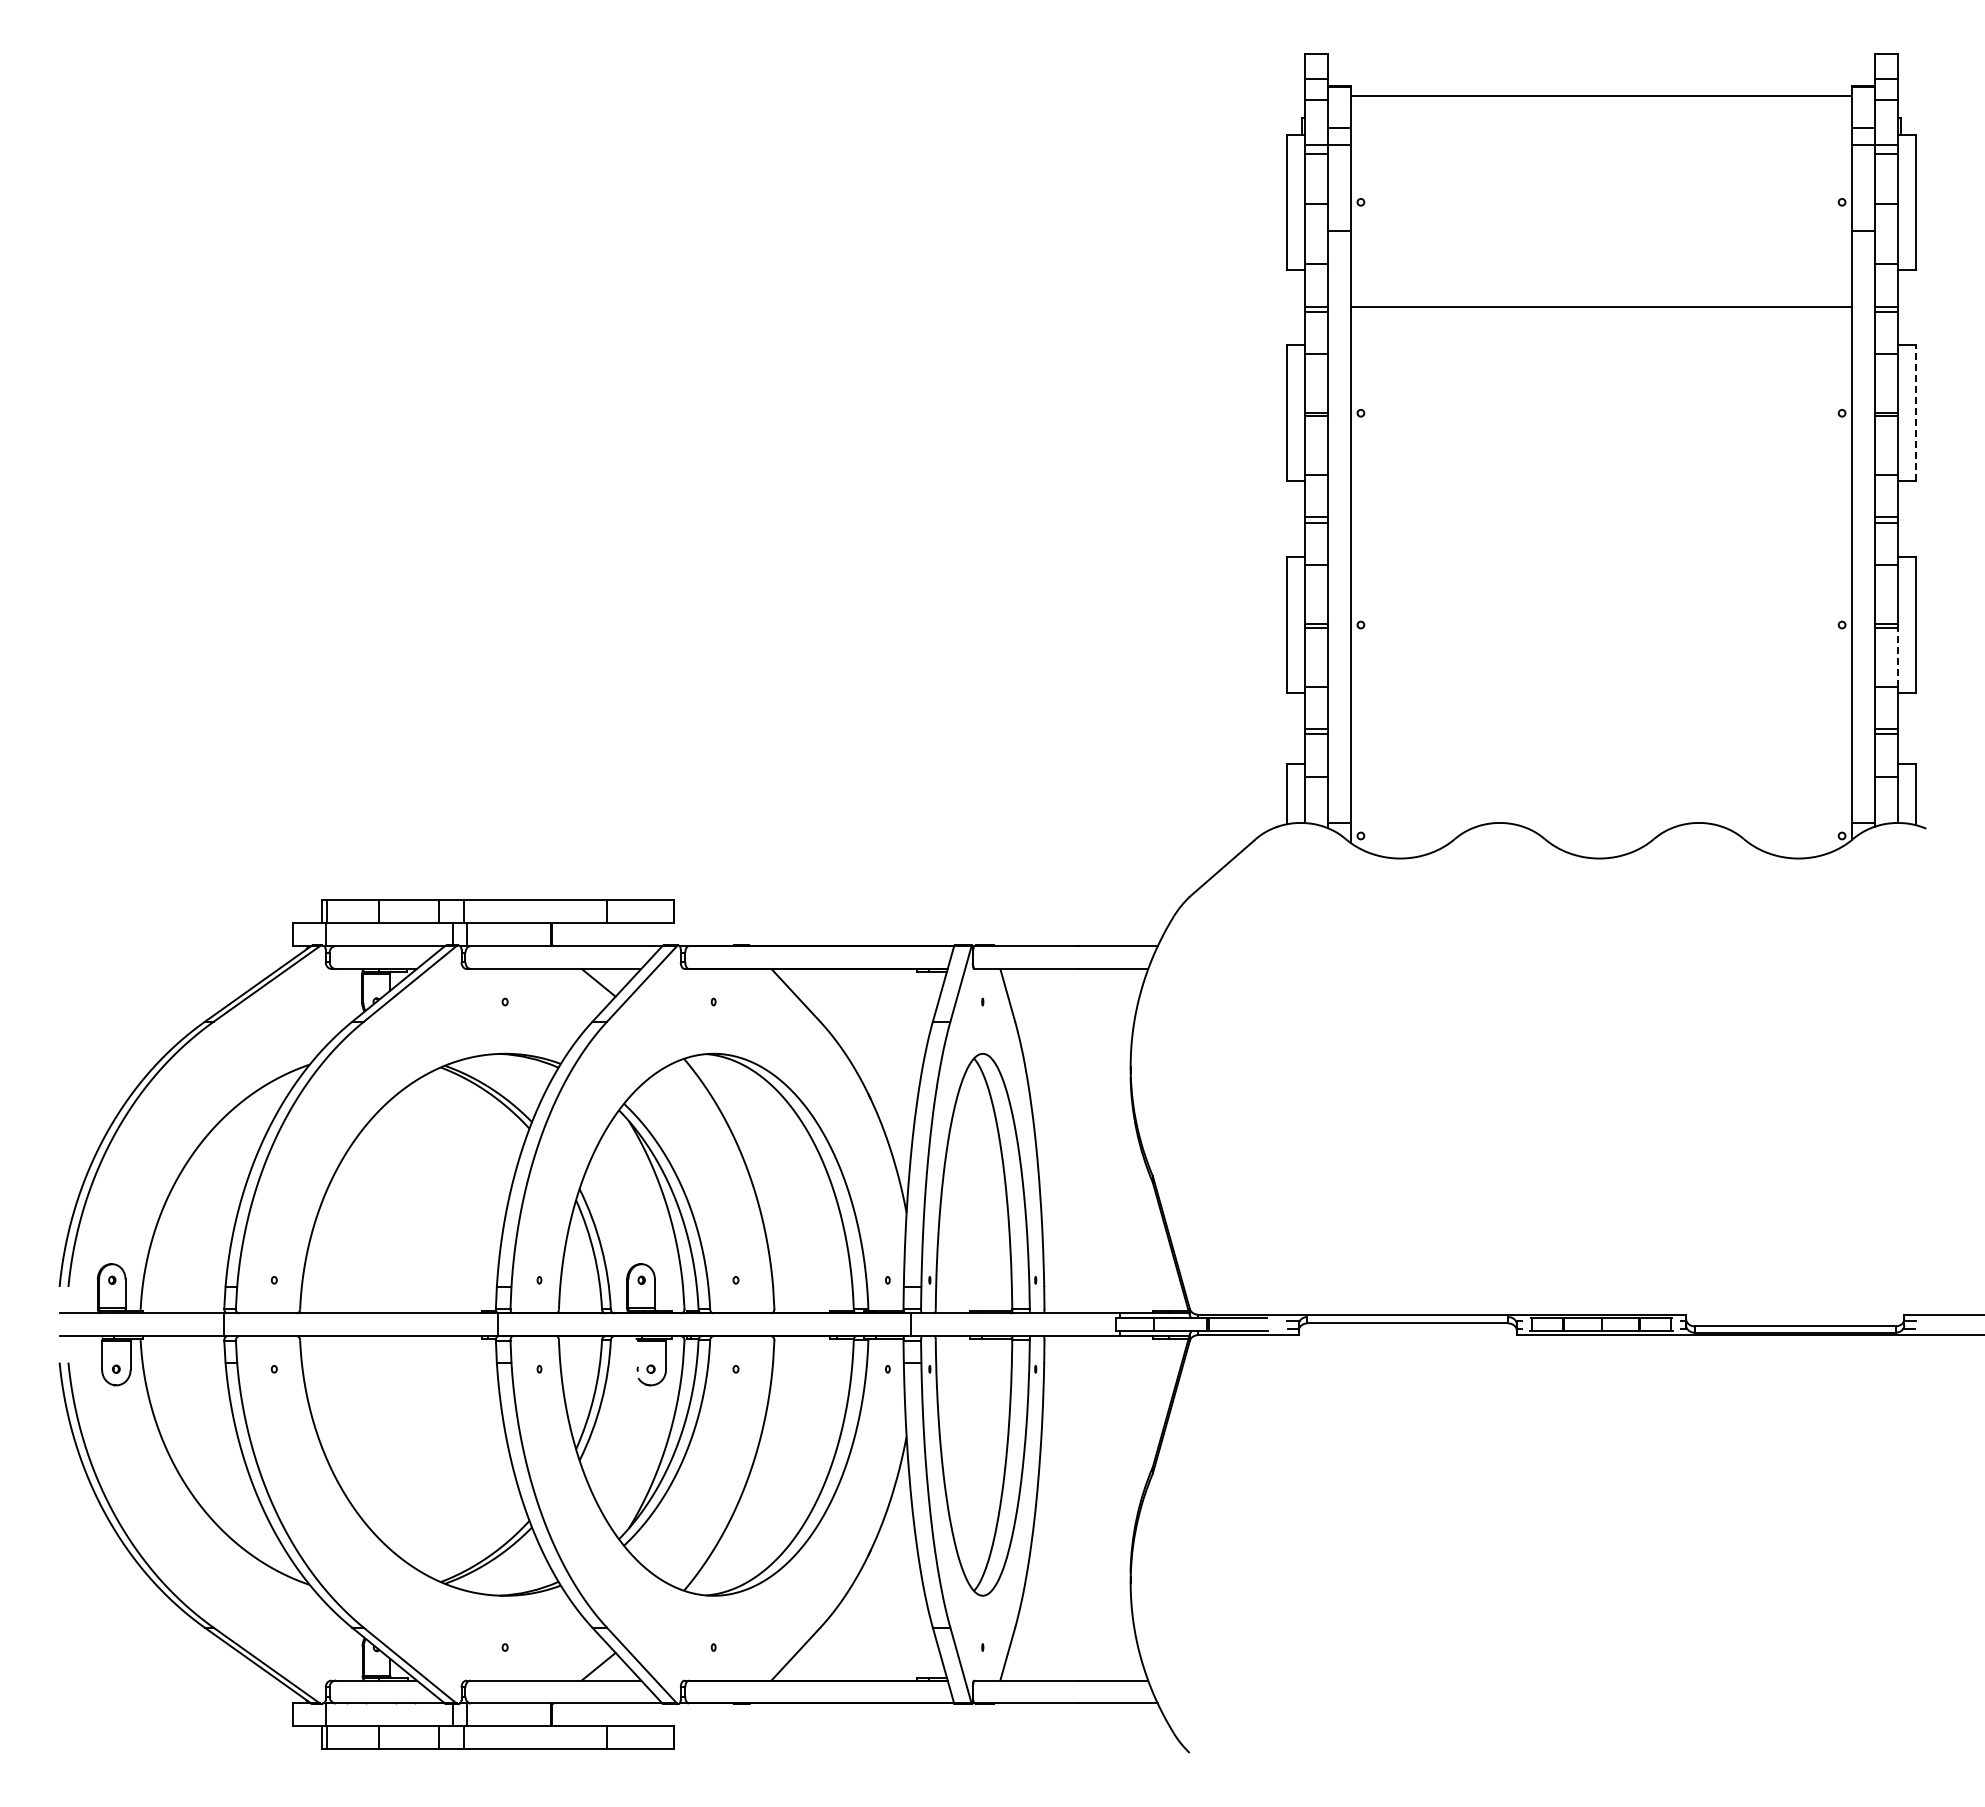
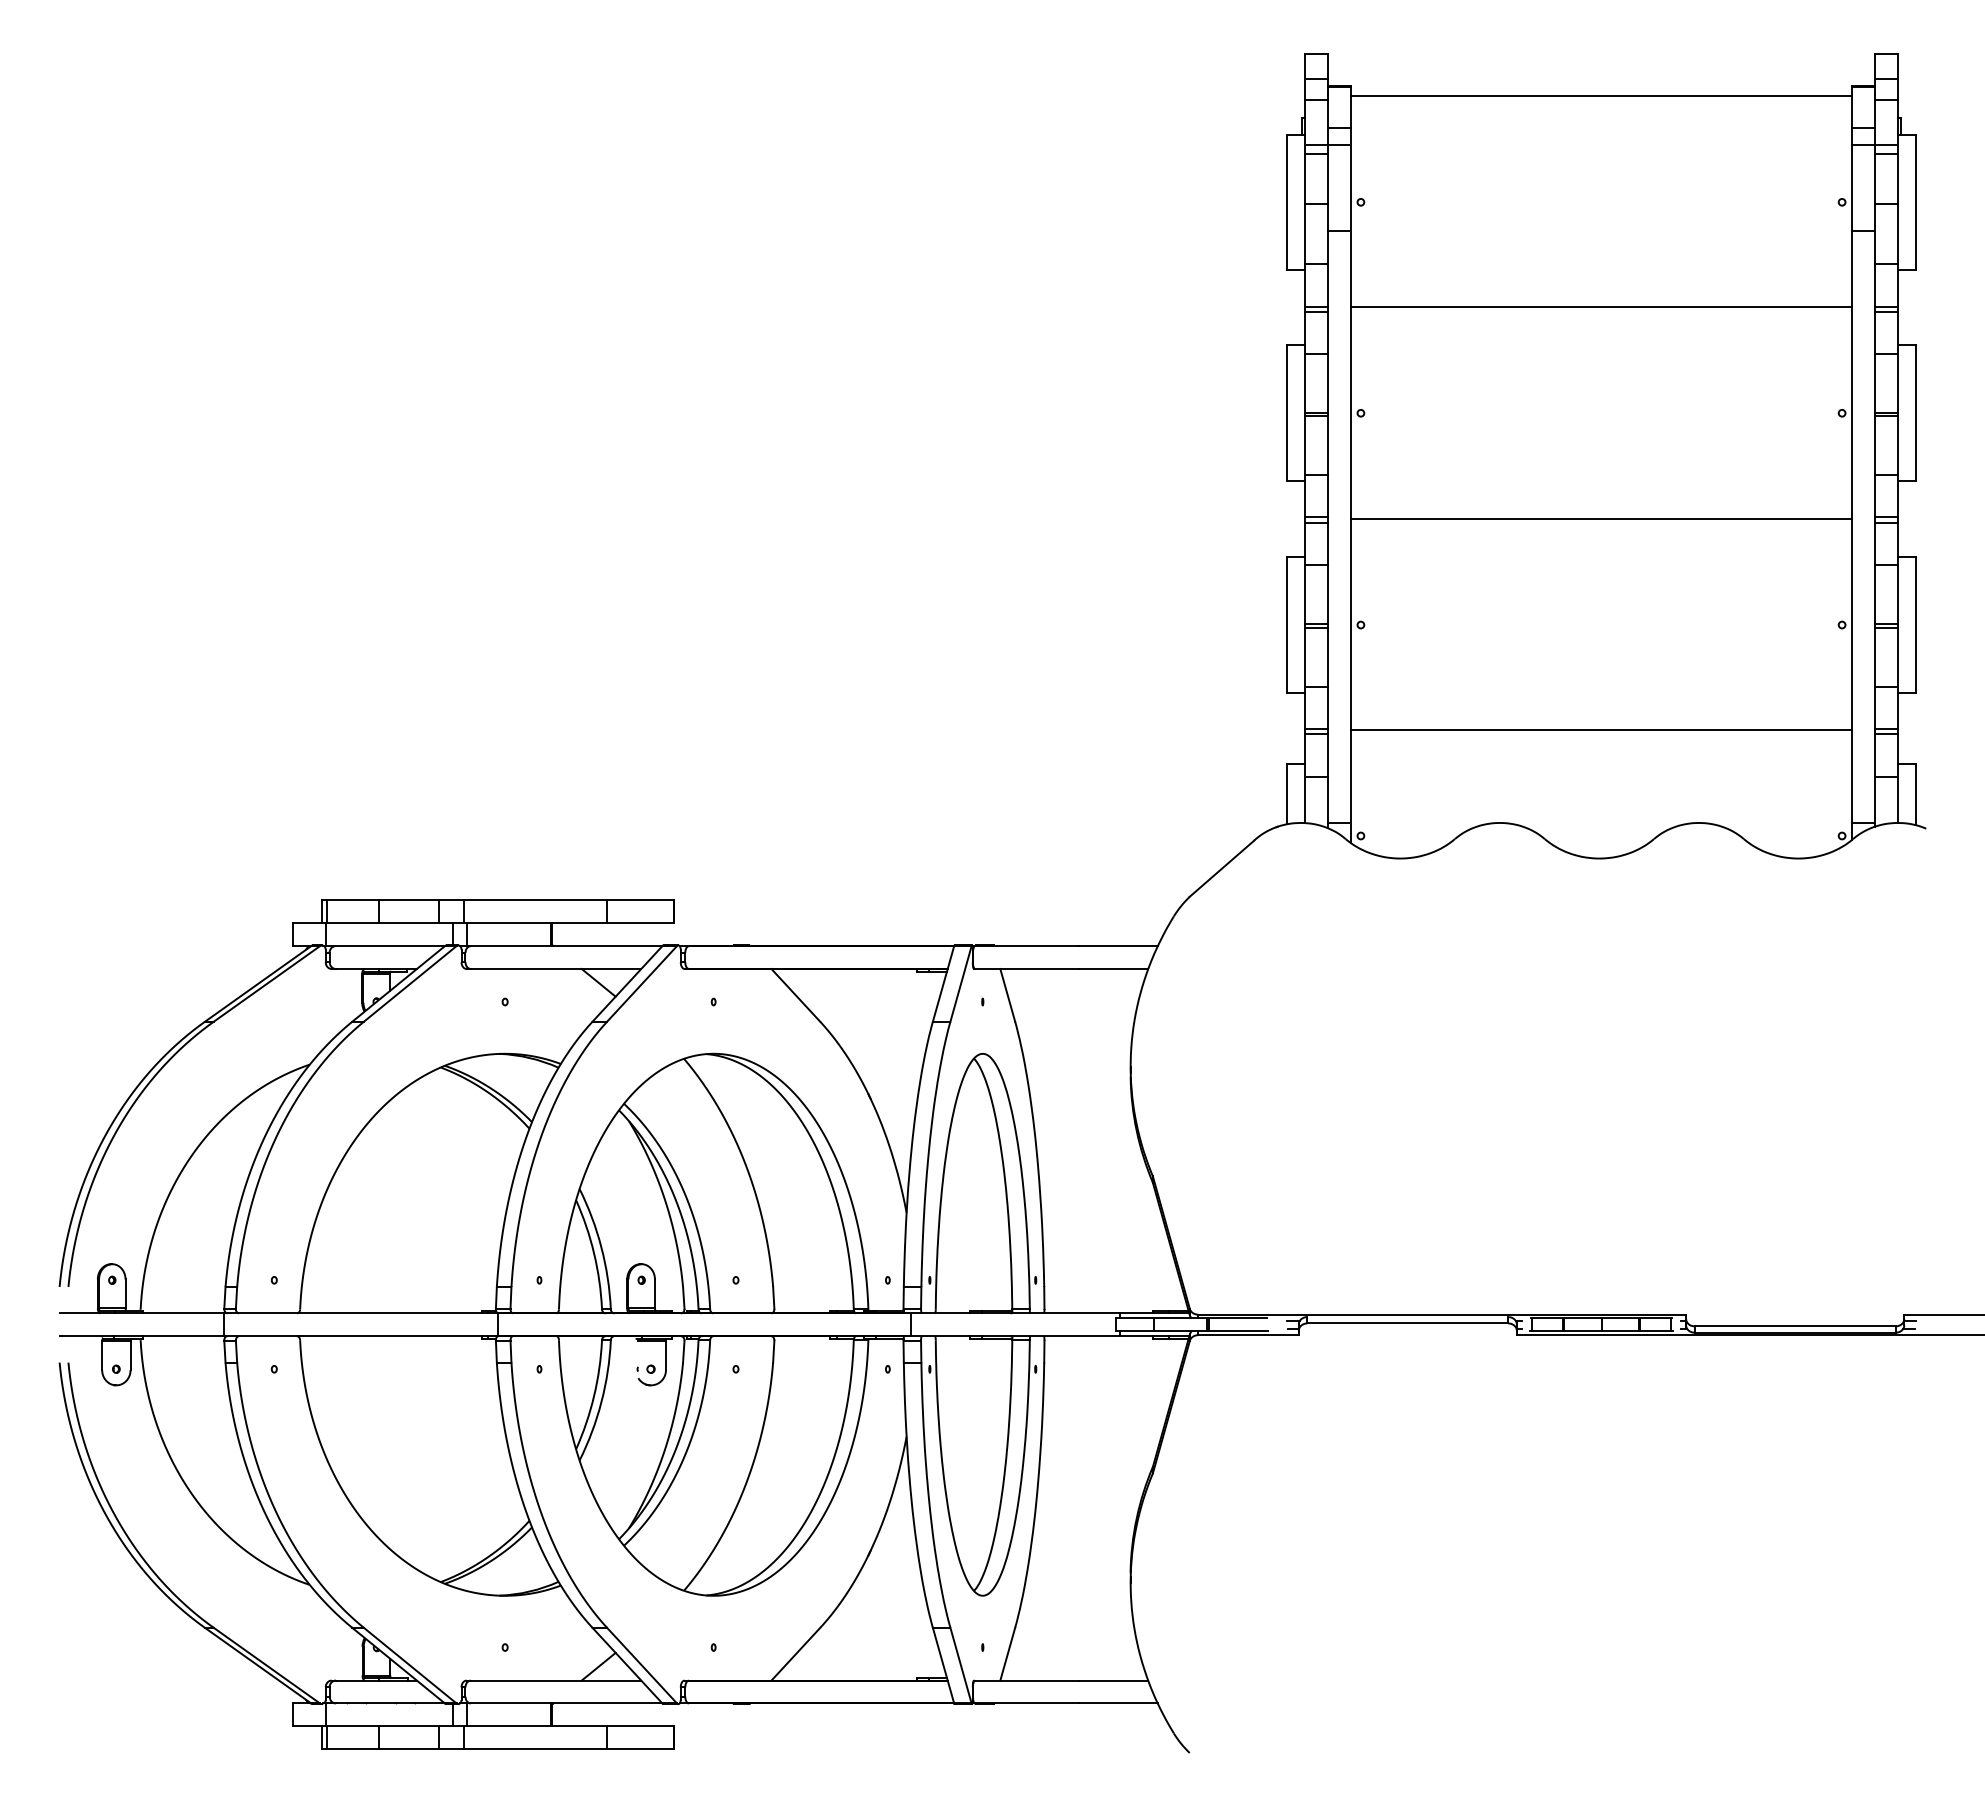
line: dashed -> solid (1915, 413)
line: none -> present (1601, 519)
line: dashed -> solid (1898, 657)
line: none -> present (1601, 730)
